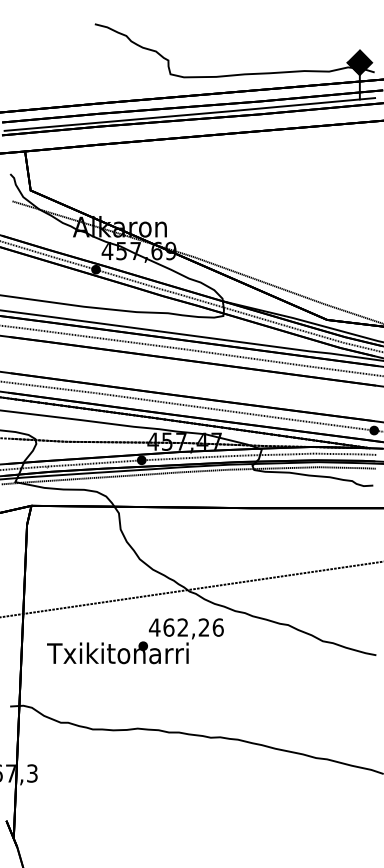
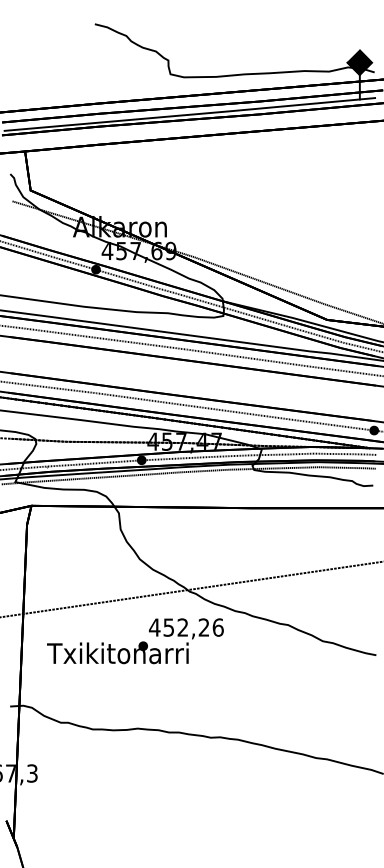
text: 462,26 -> 452,26 (168, 627)
